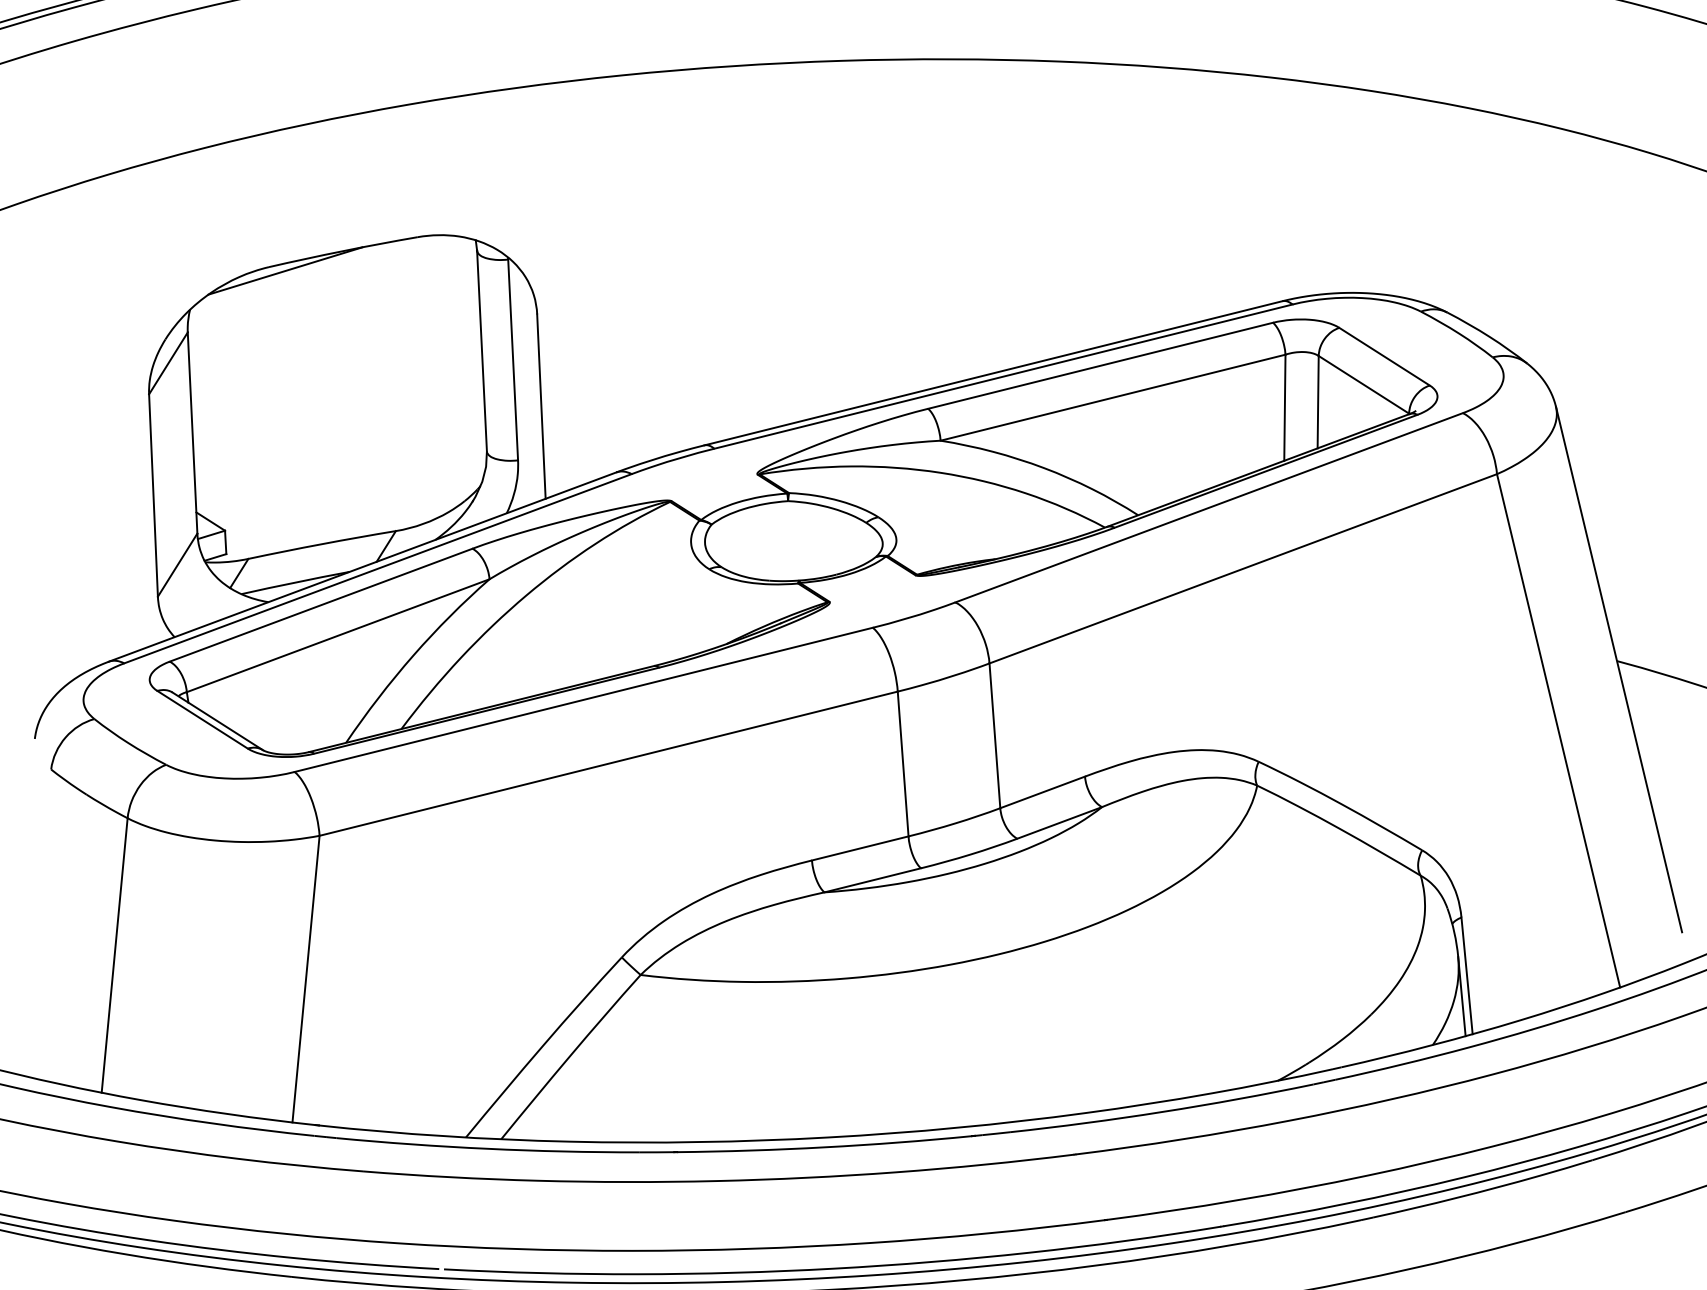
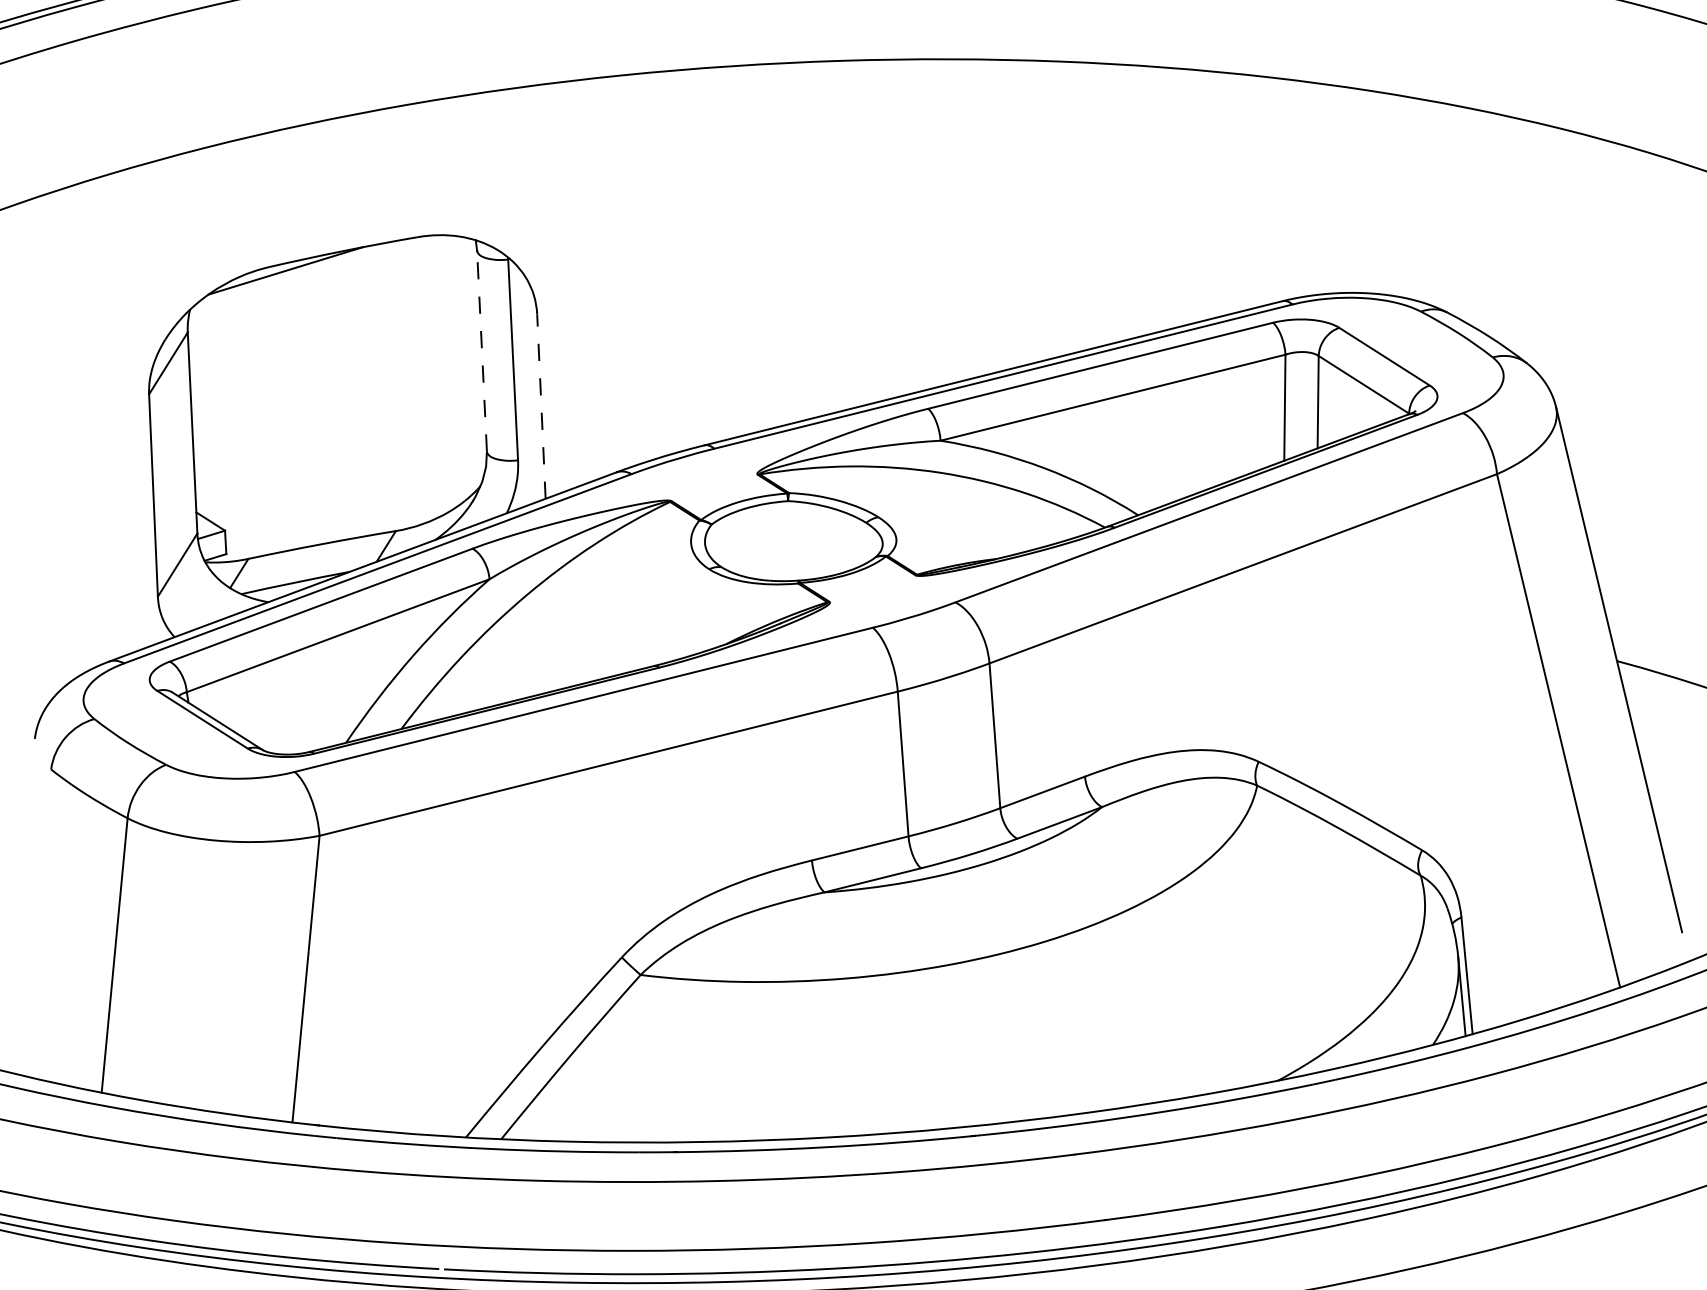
line: solid -> dashed (482, 351)
line: solid -> dashed (541, 406)
